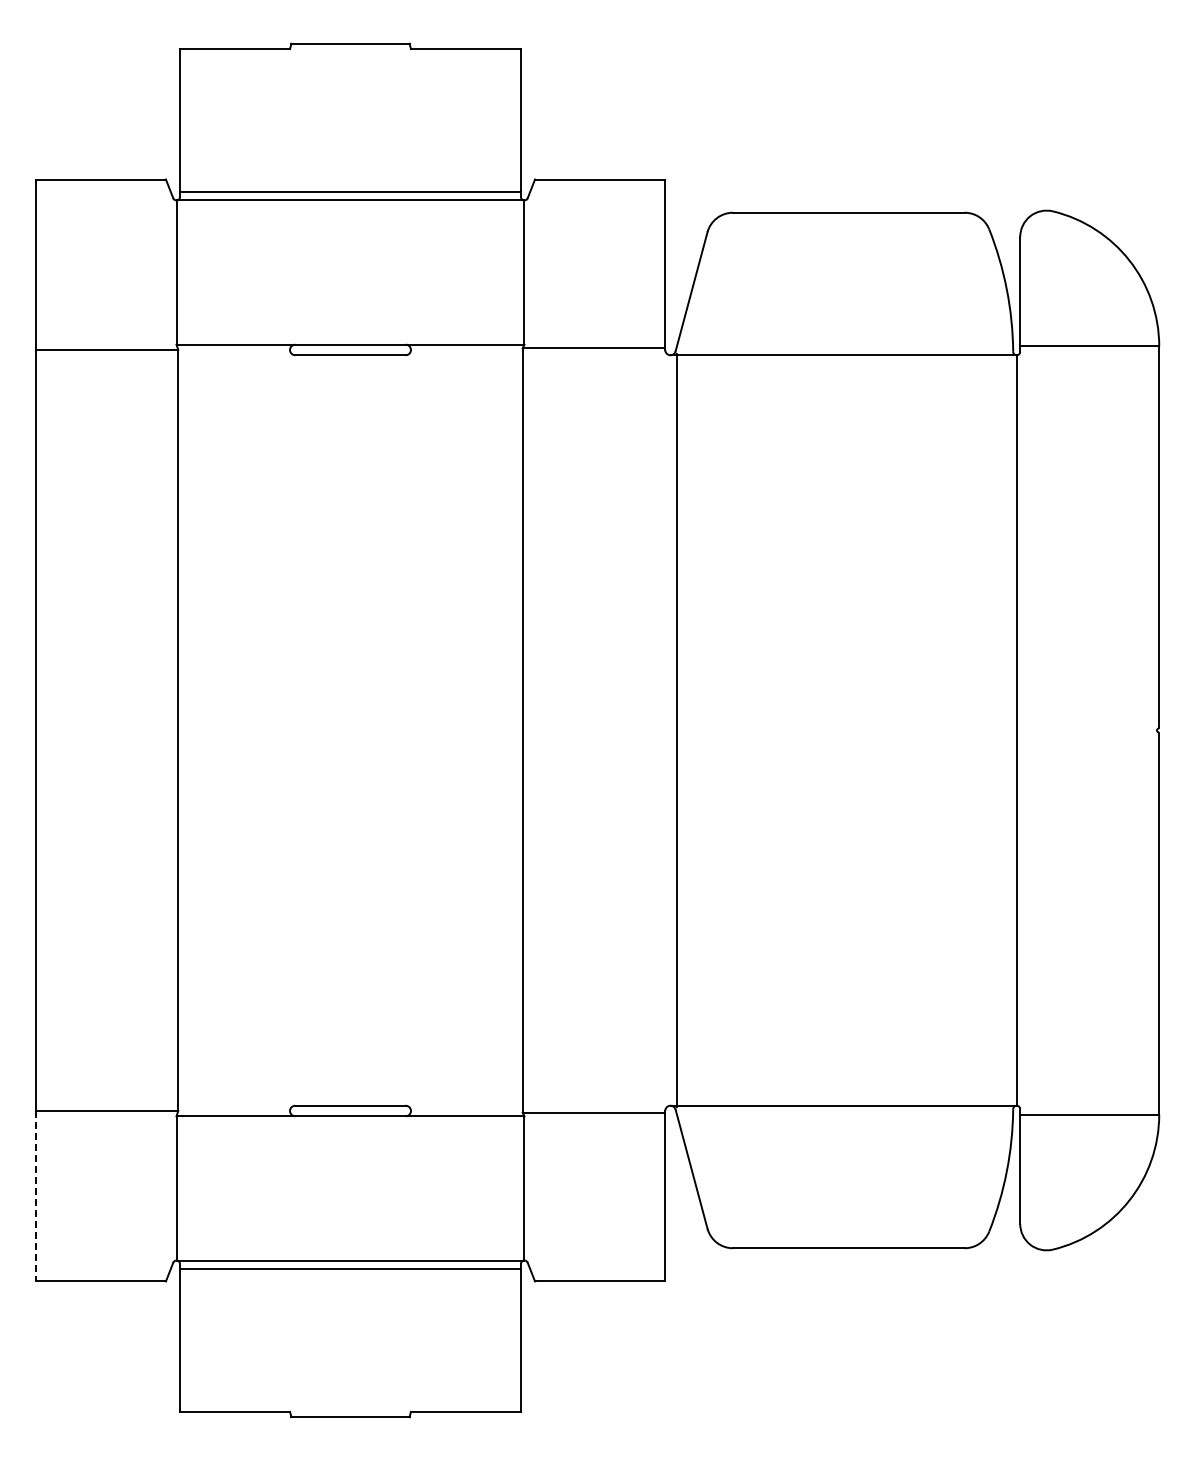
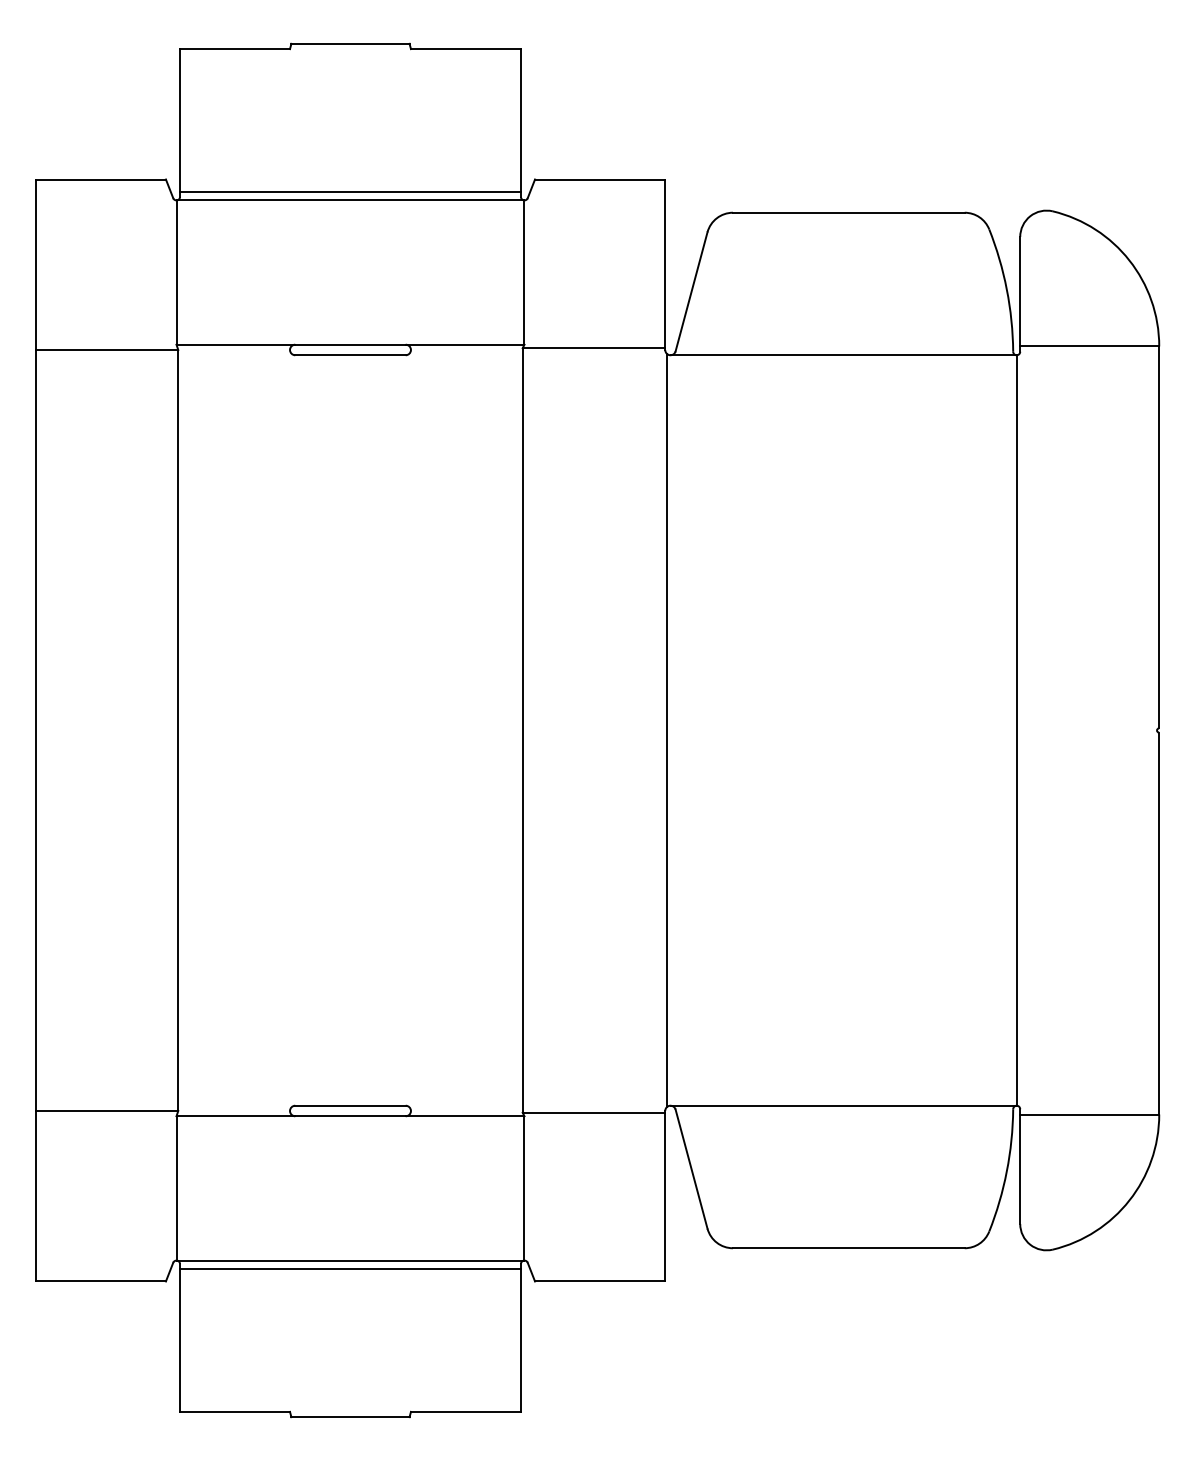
line position: (677, 730) -> (667, 730) (667, 730)
line: dashed -> solid (35, 1196)
